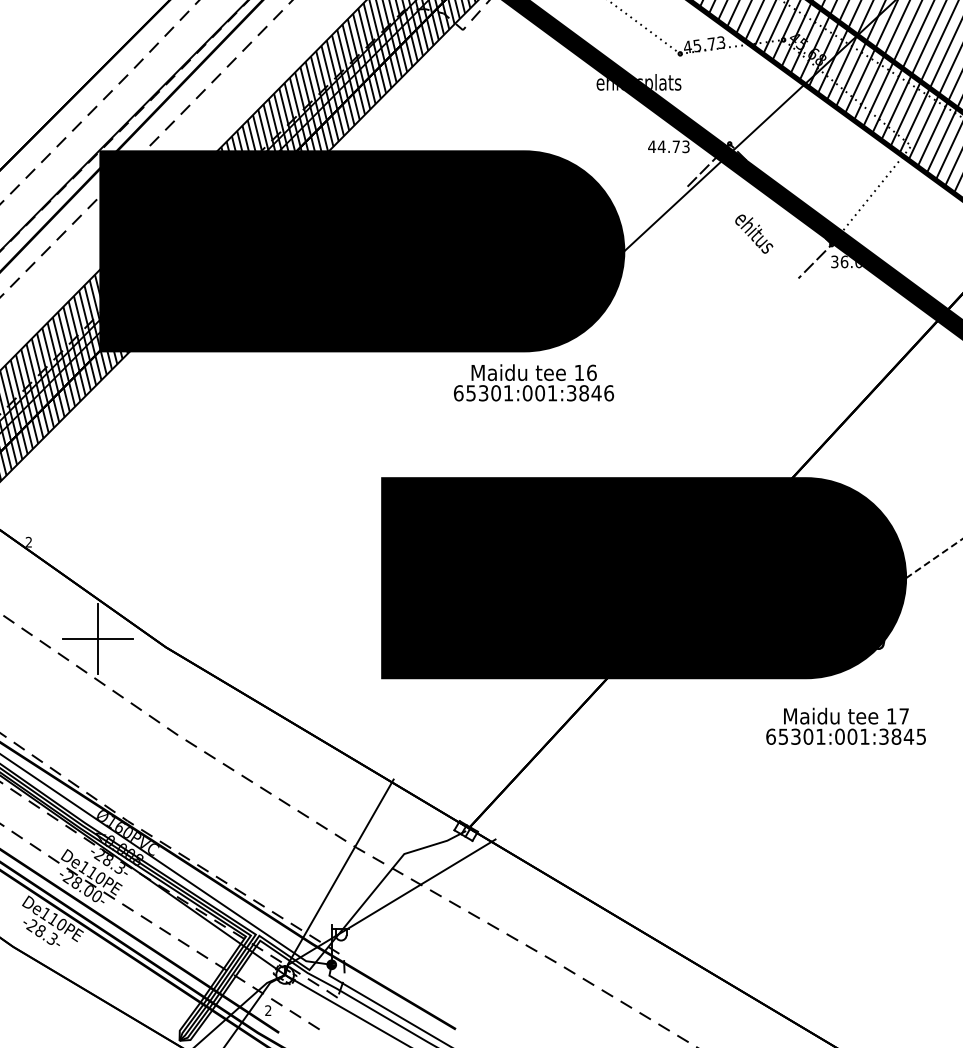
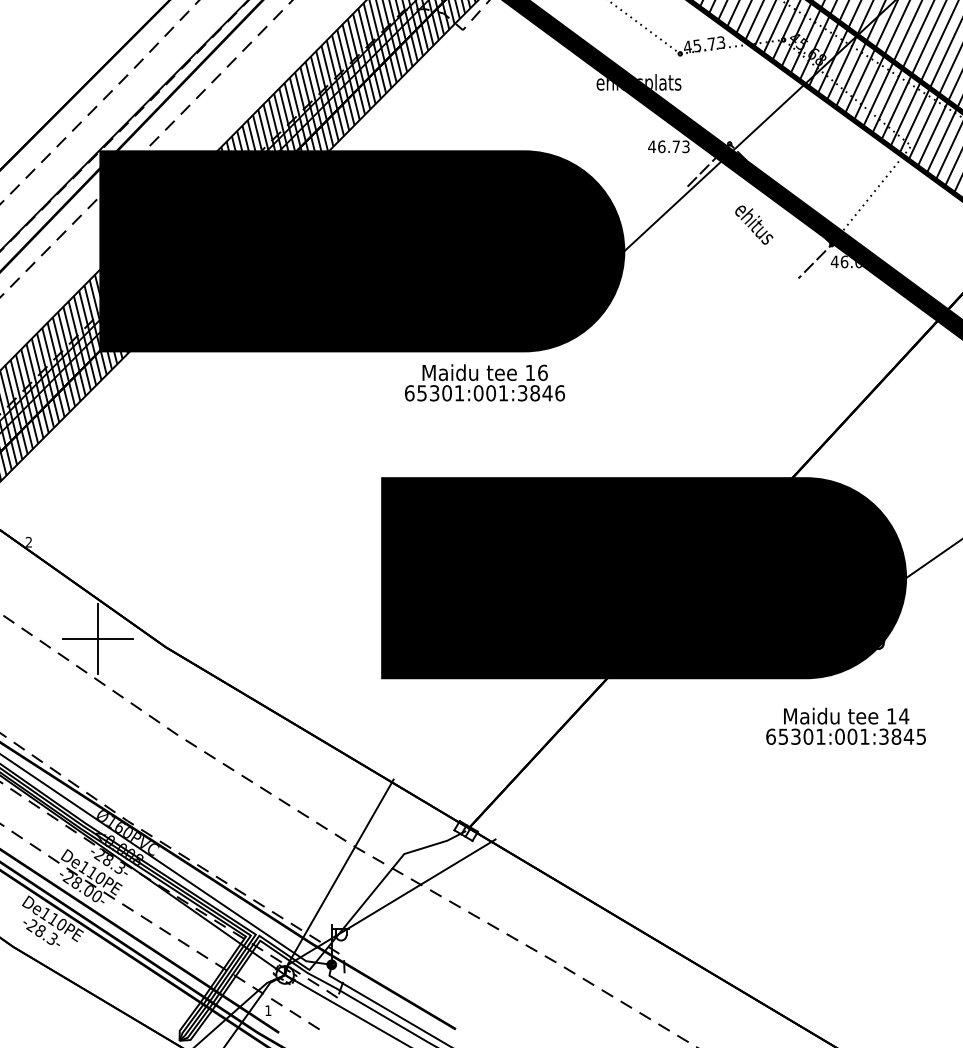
text: 44.73 -> 46.73 (661, 146)
text position: (754, 233) -> (754, 224) (754, 224)
text: 36.05 -> 46.05 (834, 261)
text position: (534, 382) -> (485, 382) (485, 382)
line: dashed -> solid (934, 558)
text: 17 -> 14 (904, 716)
text: 2 -> 1 (268, 1010)
